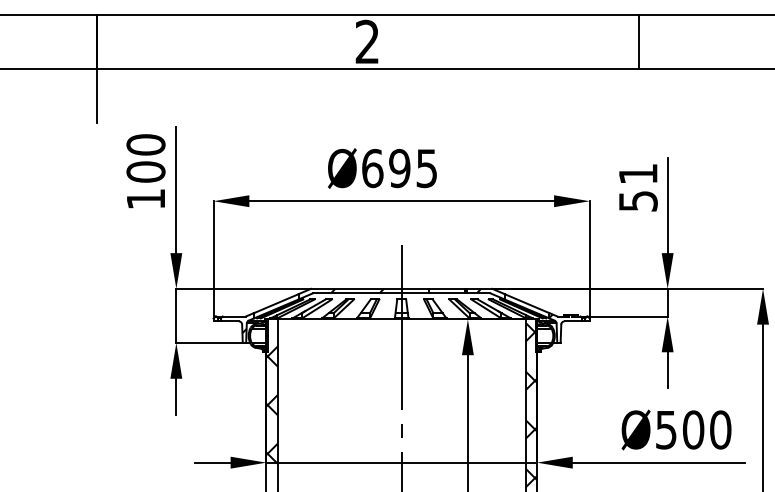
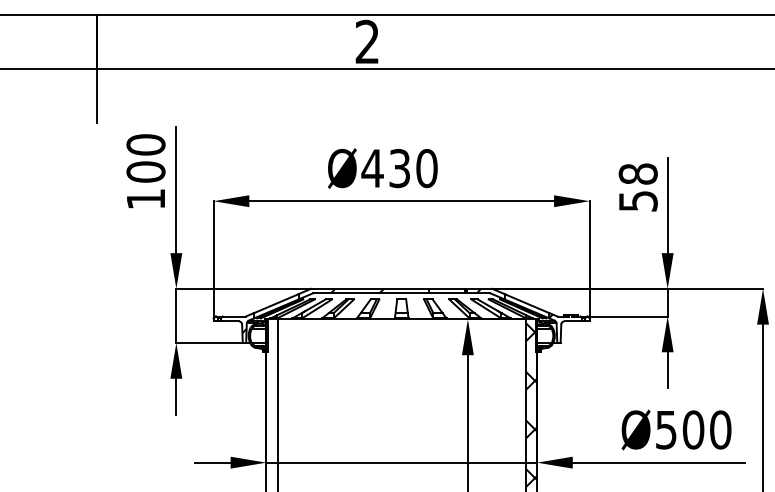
line: present -> none (638, 41)
text: Ø695 -> Ø430 (399, 168)
text: 51 -> 58 (637, 173)
line: present -> none (401, 366)
hatch: present -> none (271, 404)
